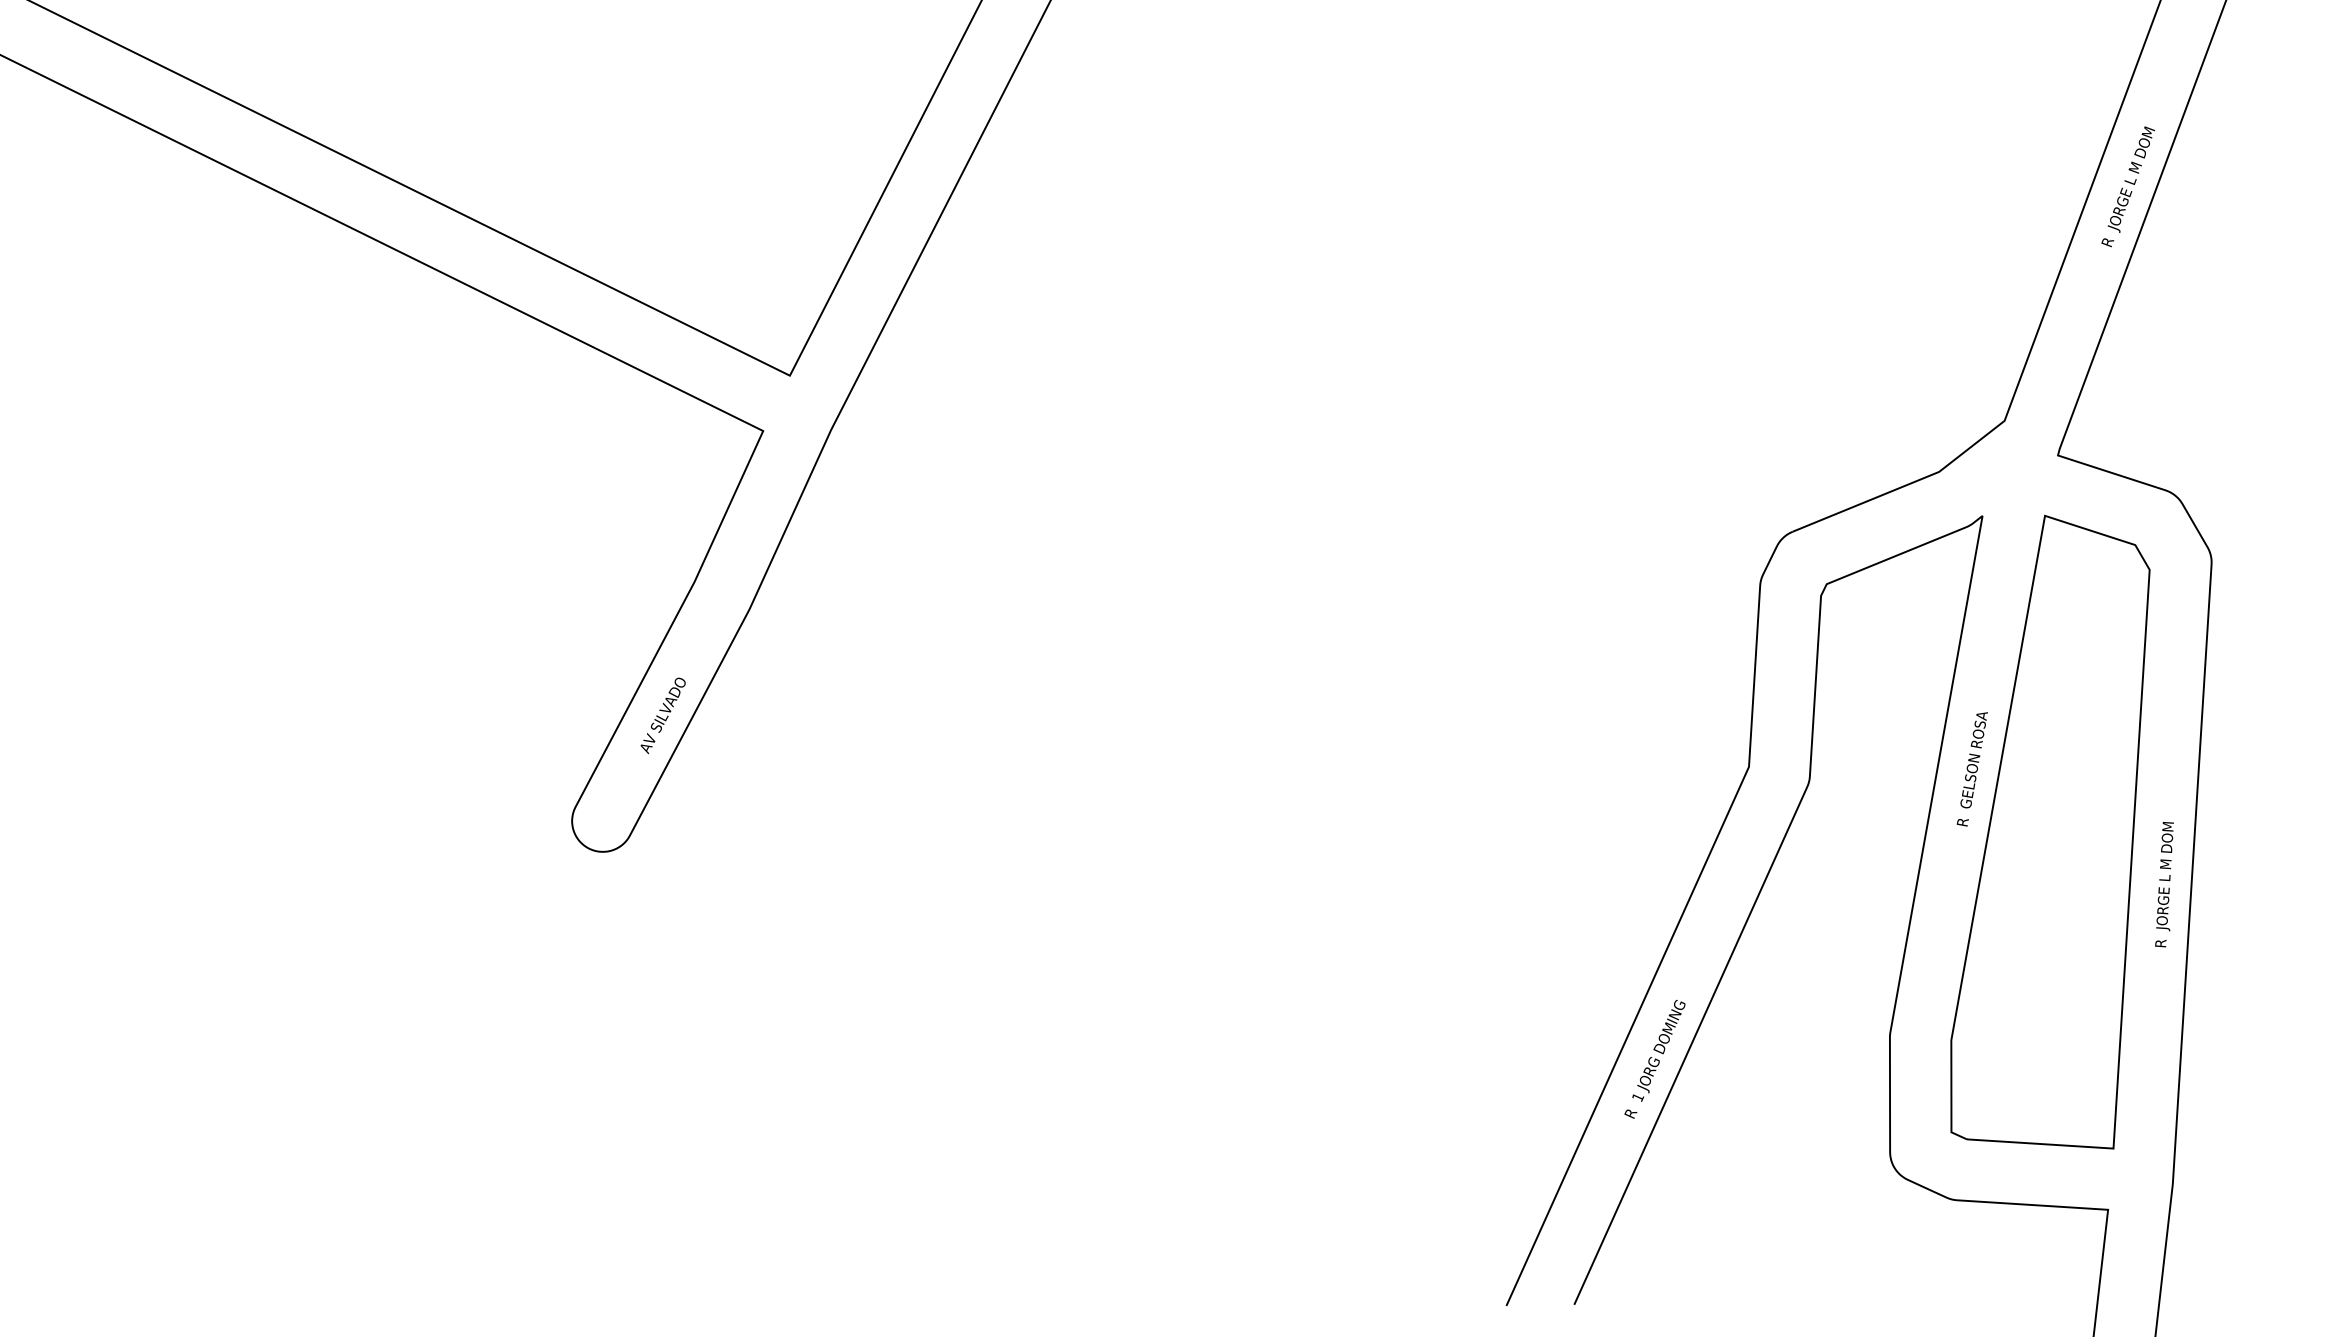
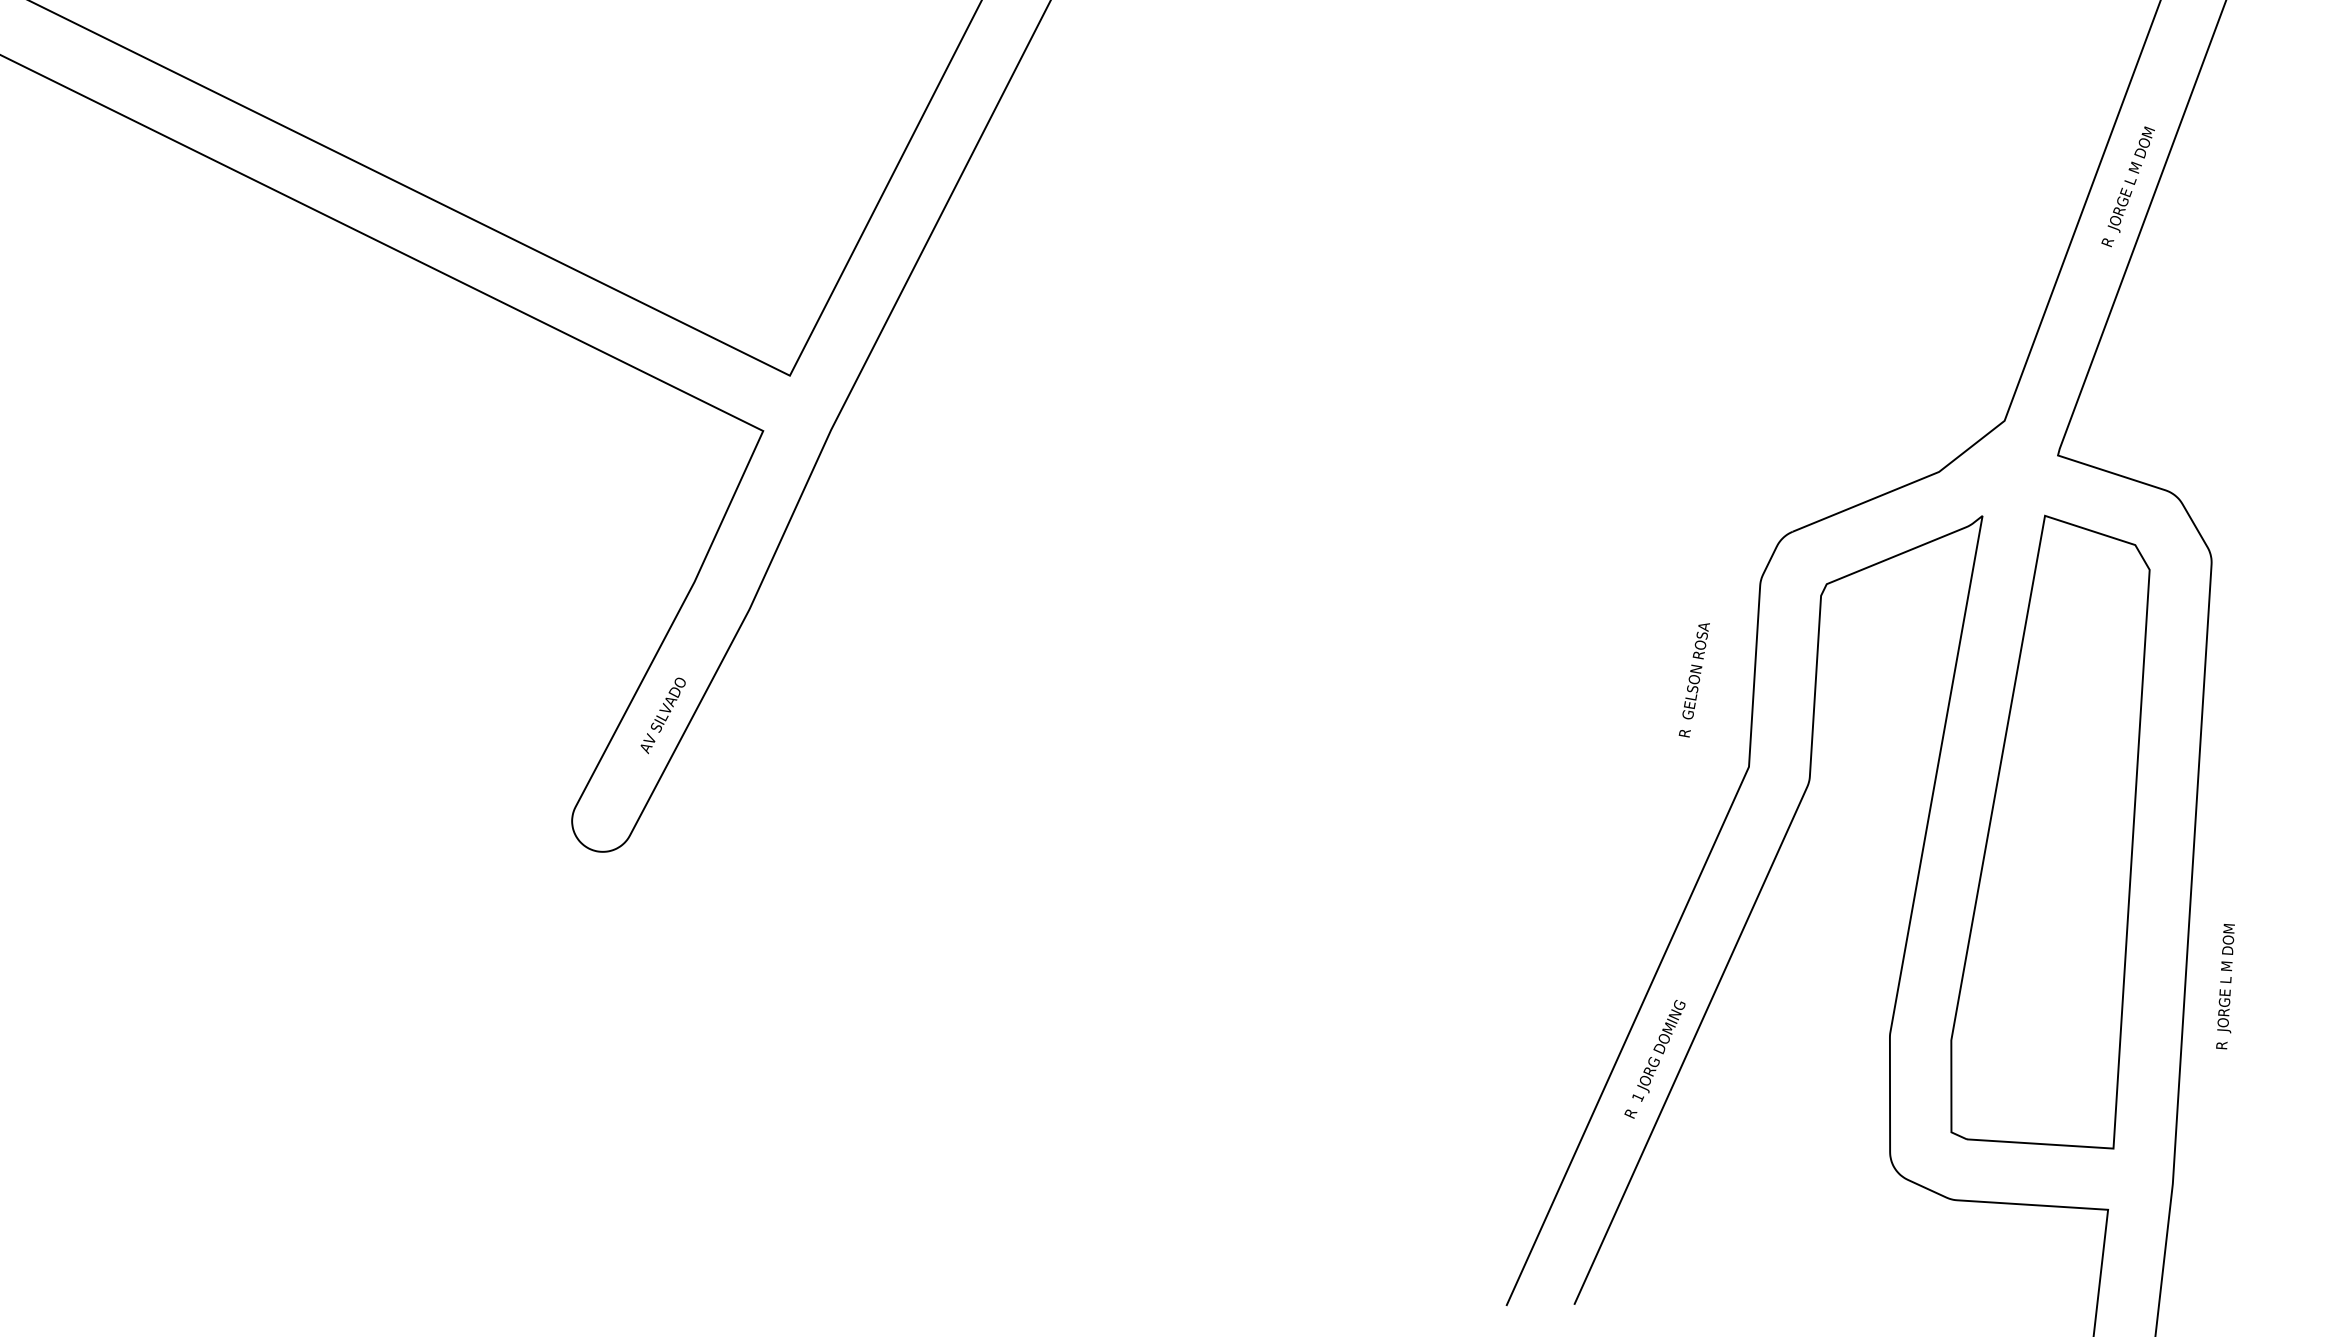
text position: (1971, 769) -> (1693, 680) (1693, 680)
text position: (2164, 884) -> (2225, 986) (2225, 986)
